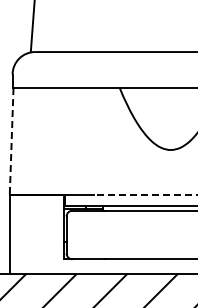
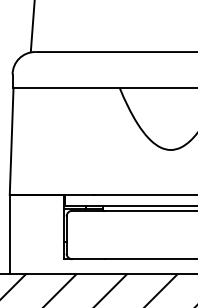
line: dashed -> solid (11, 141)
line: dashed -> solid (145, 195)
